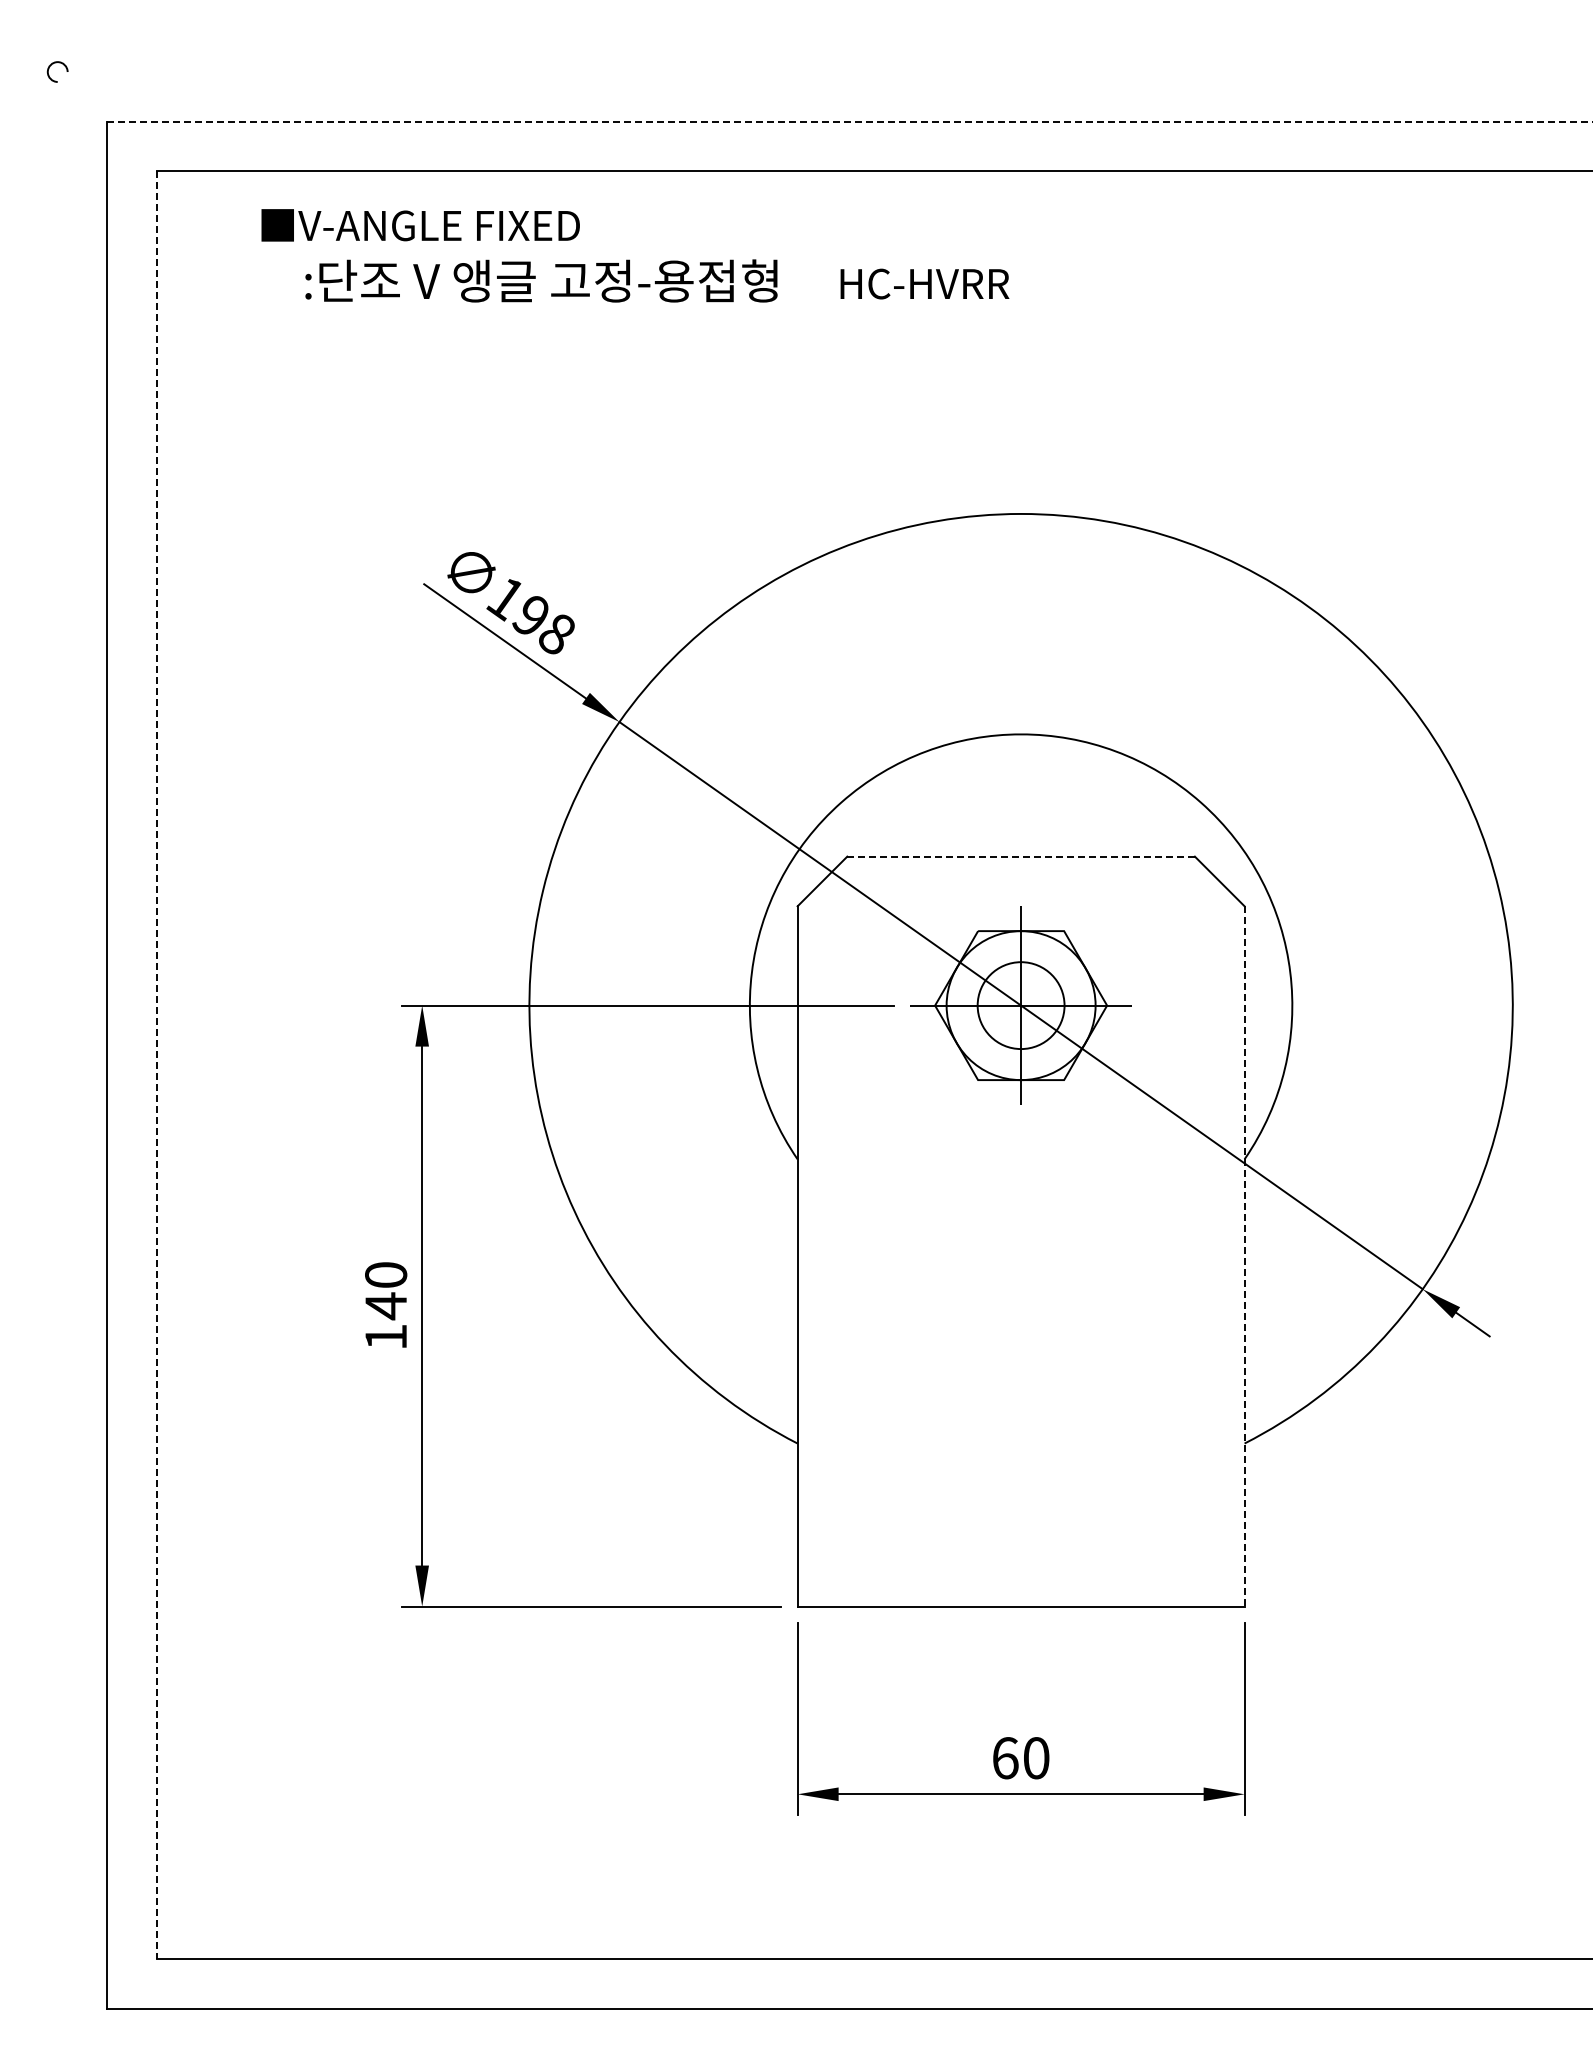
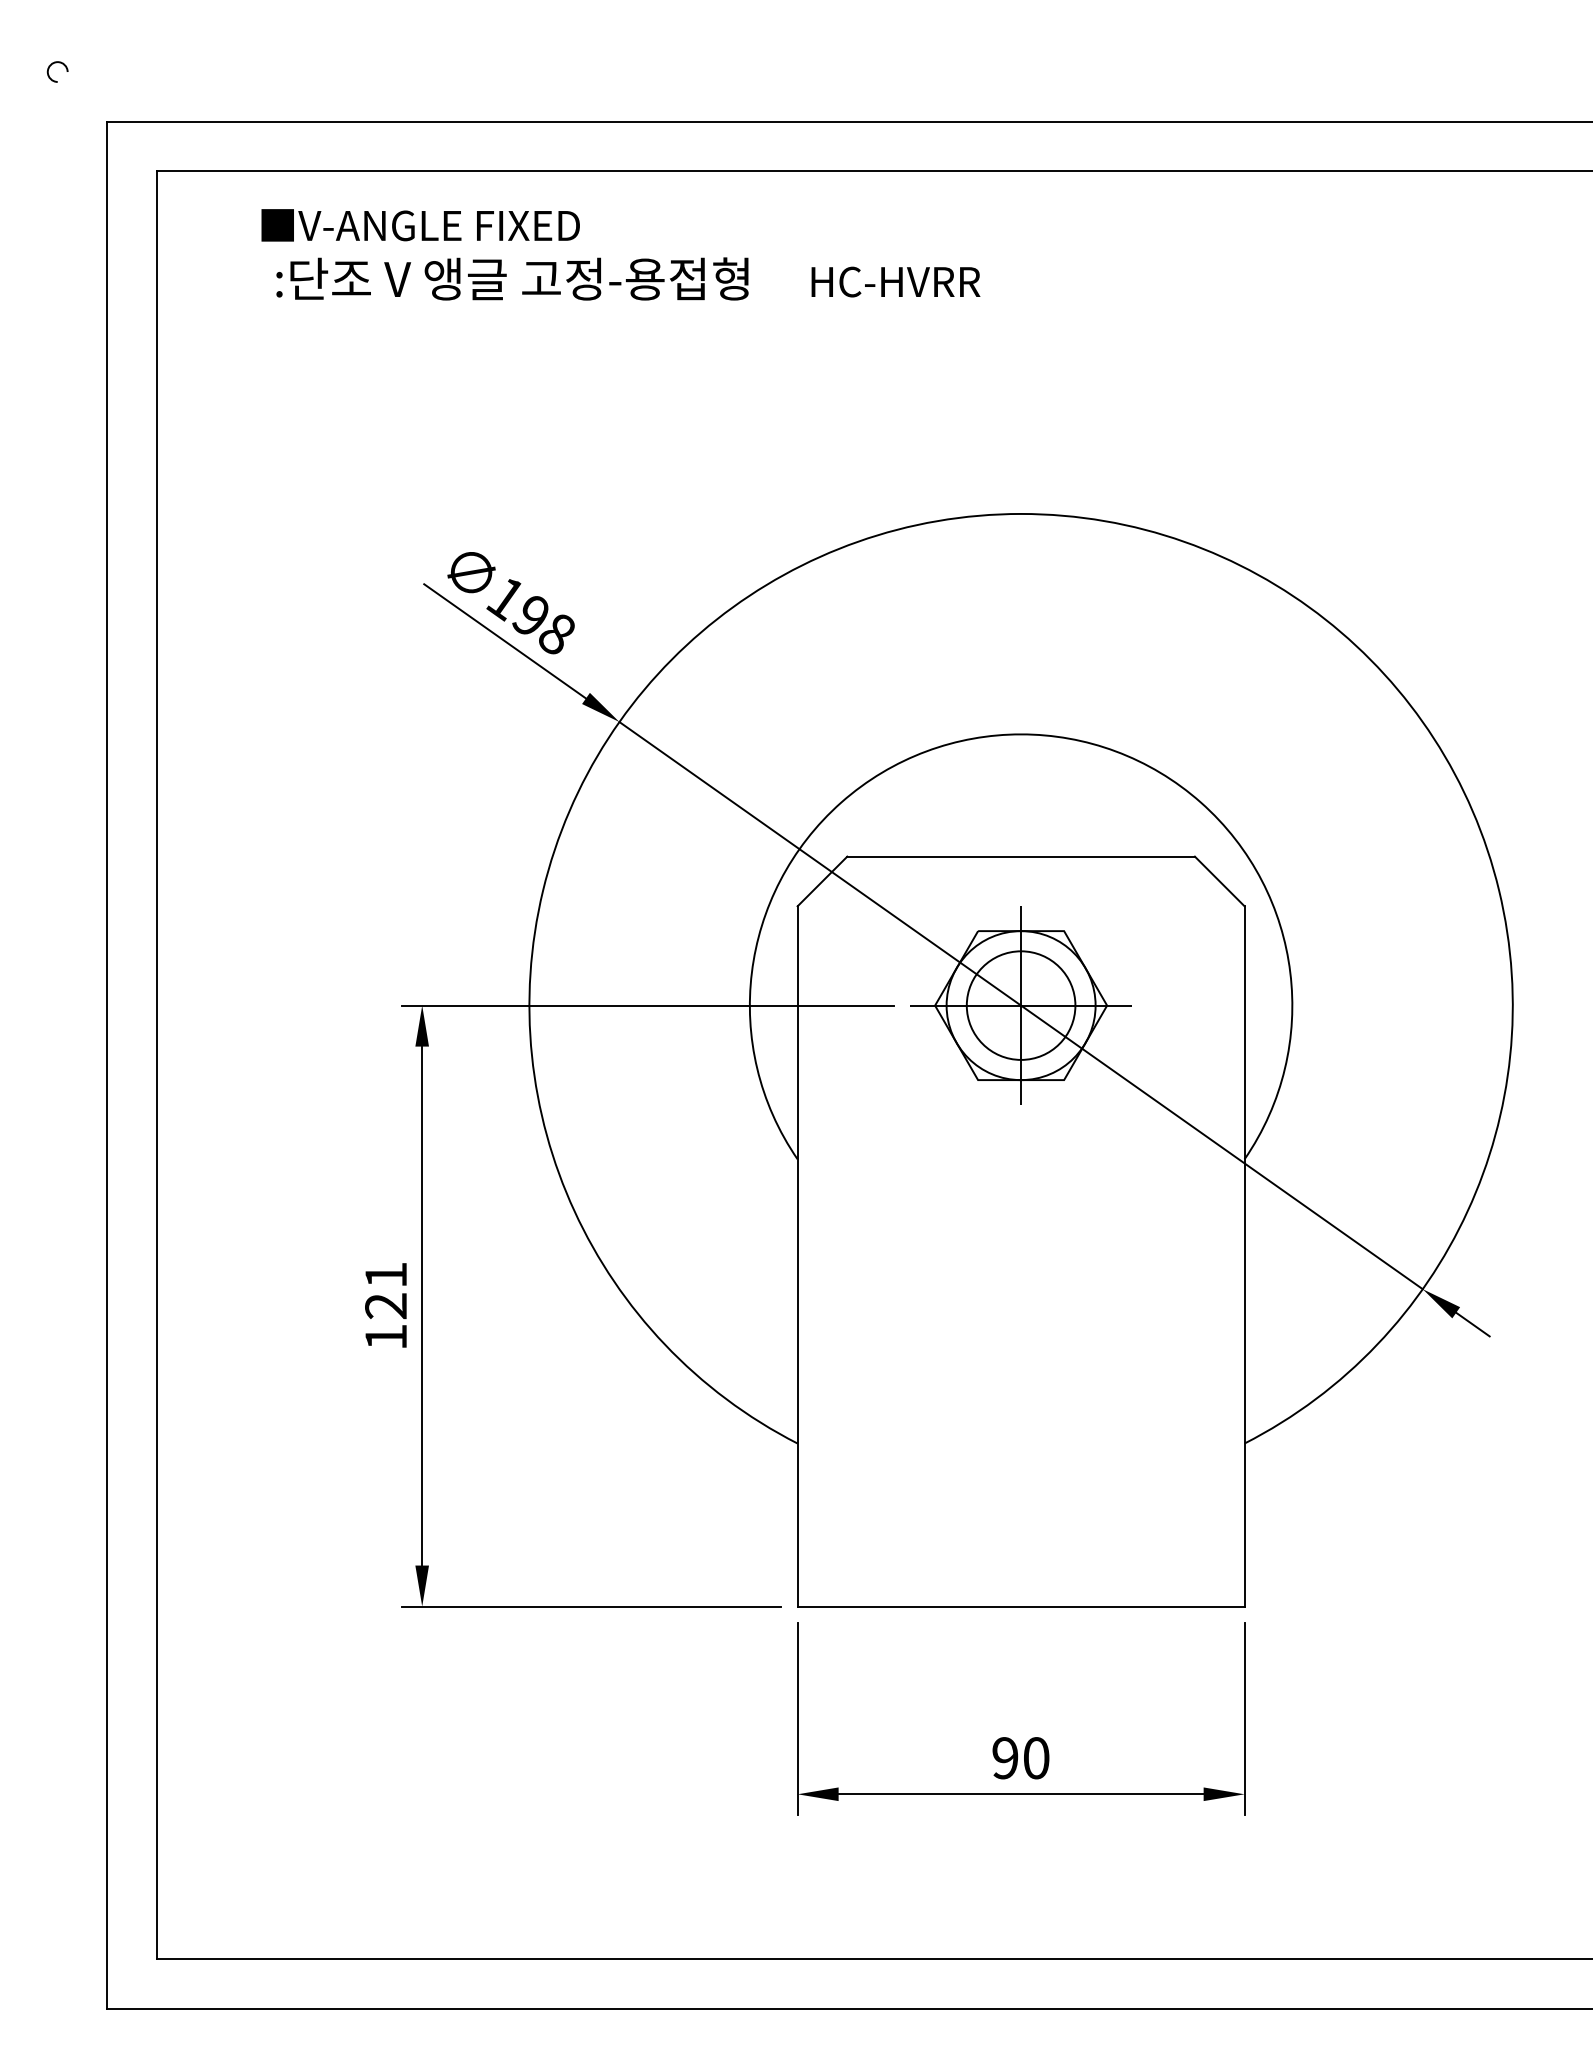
line: dashed -> solid (850, 121)
text position: (657, 280) -> (628, 278) (628, 278)
line: dashed -> solid (1021, 856)
circle diameter: 87 px -> 109 px (1020, 1005)
line: dashed -> solid (157, 1065)
line: dashed -> solid (1244, 1256)
text: 140 -> 121 (386, 1291)
text: 60 -> 90 (1005, 1758)
